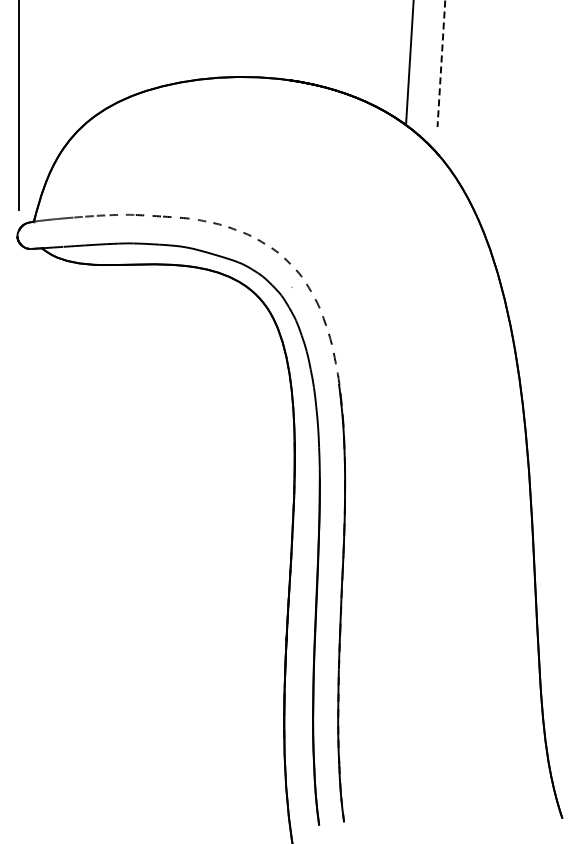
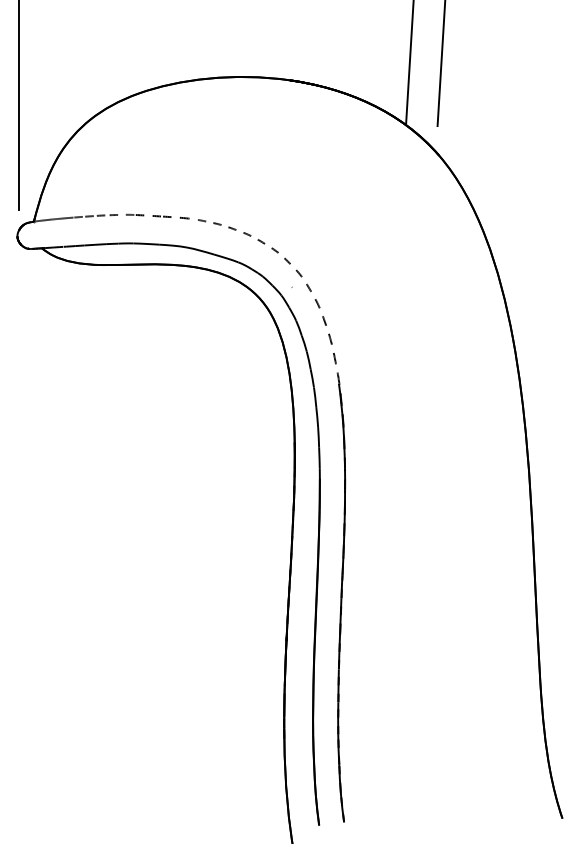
line: dashed -> solid (441, 64)
